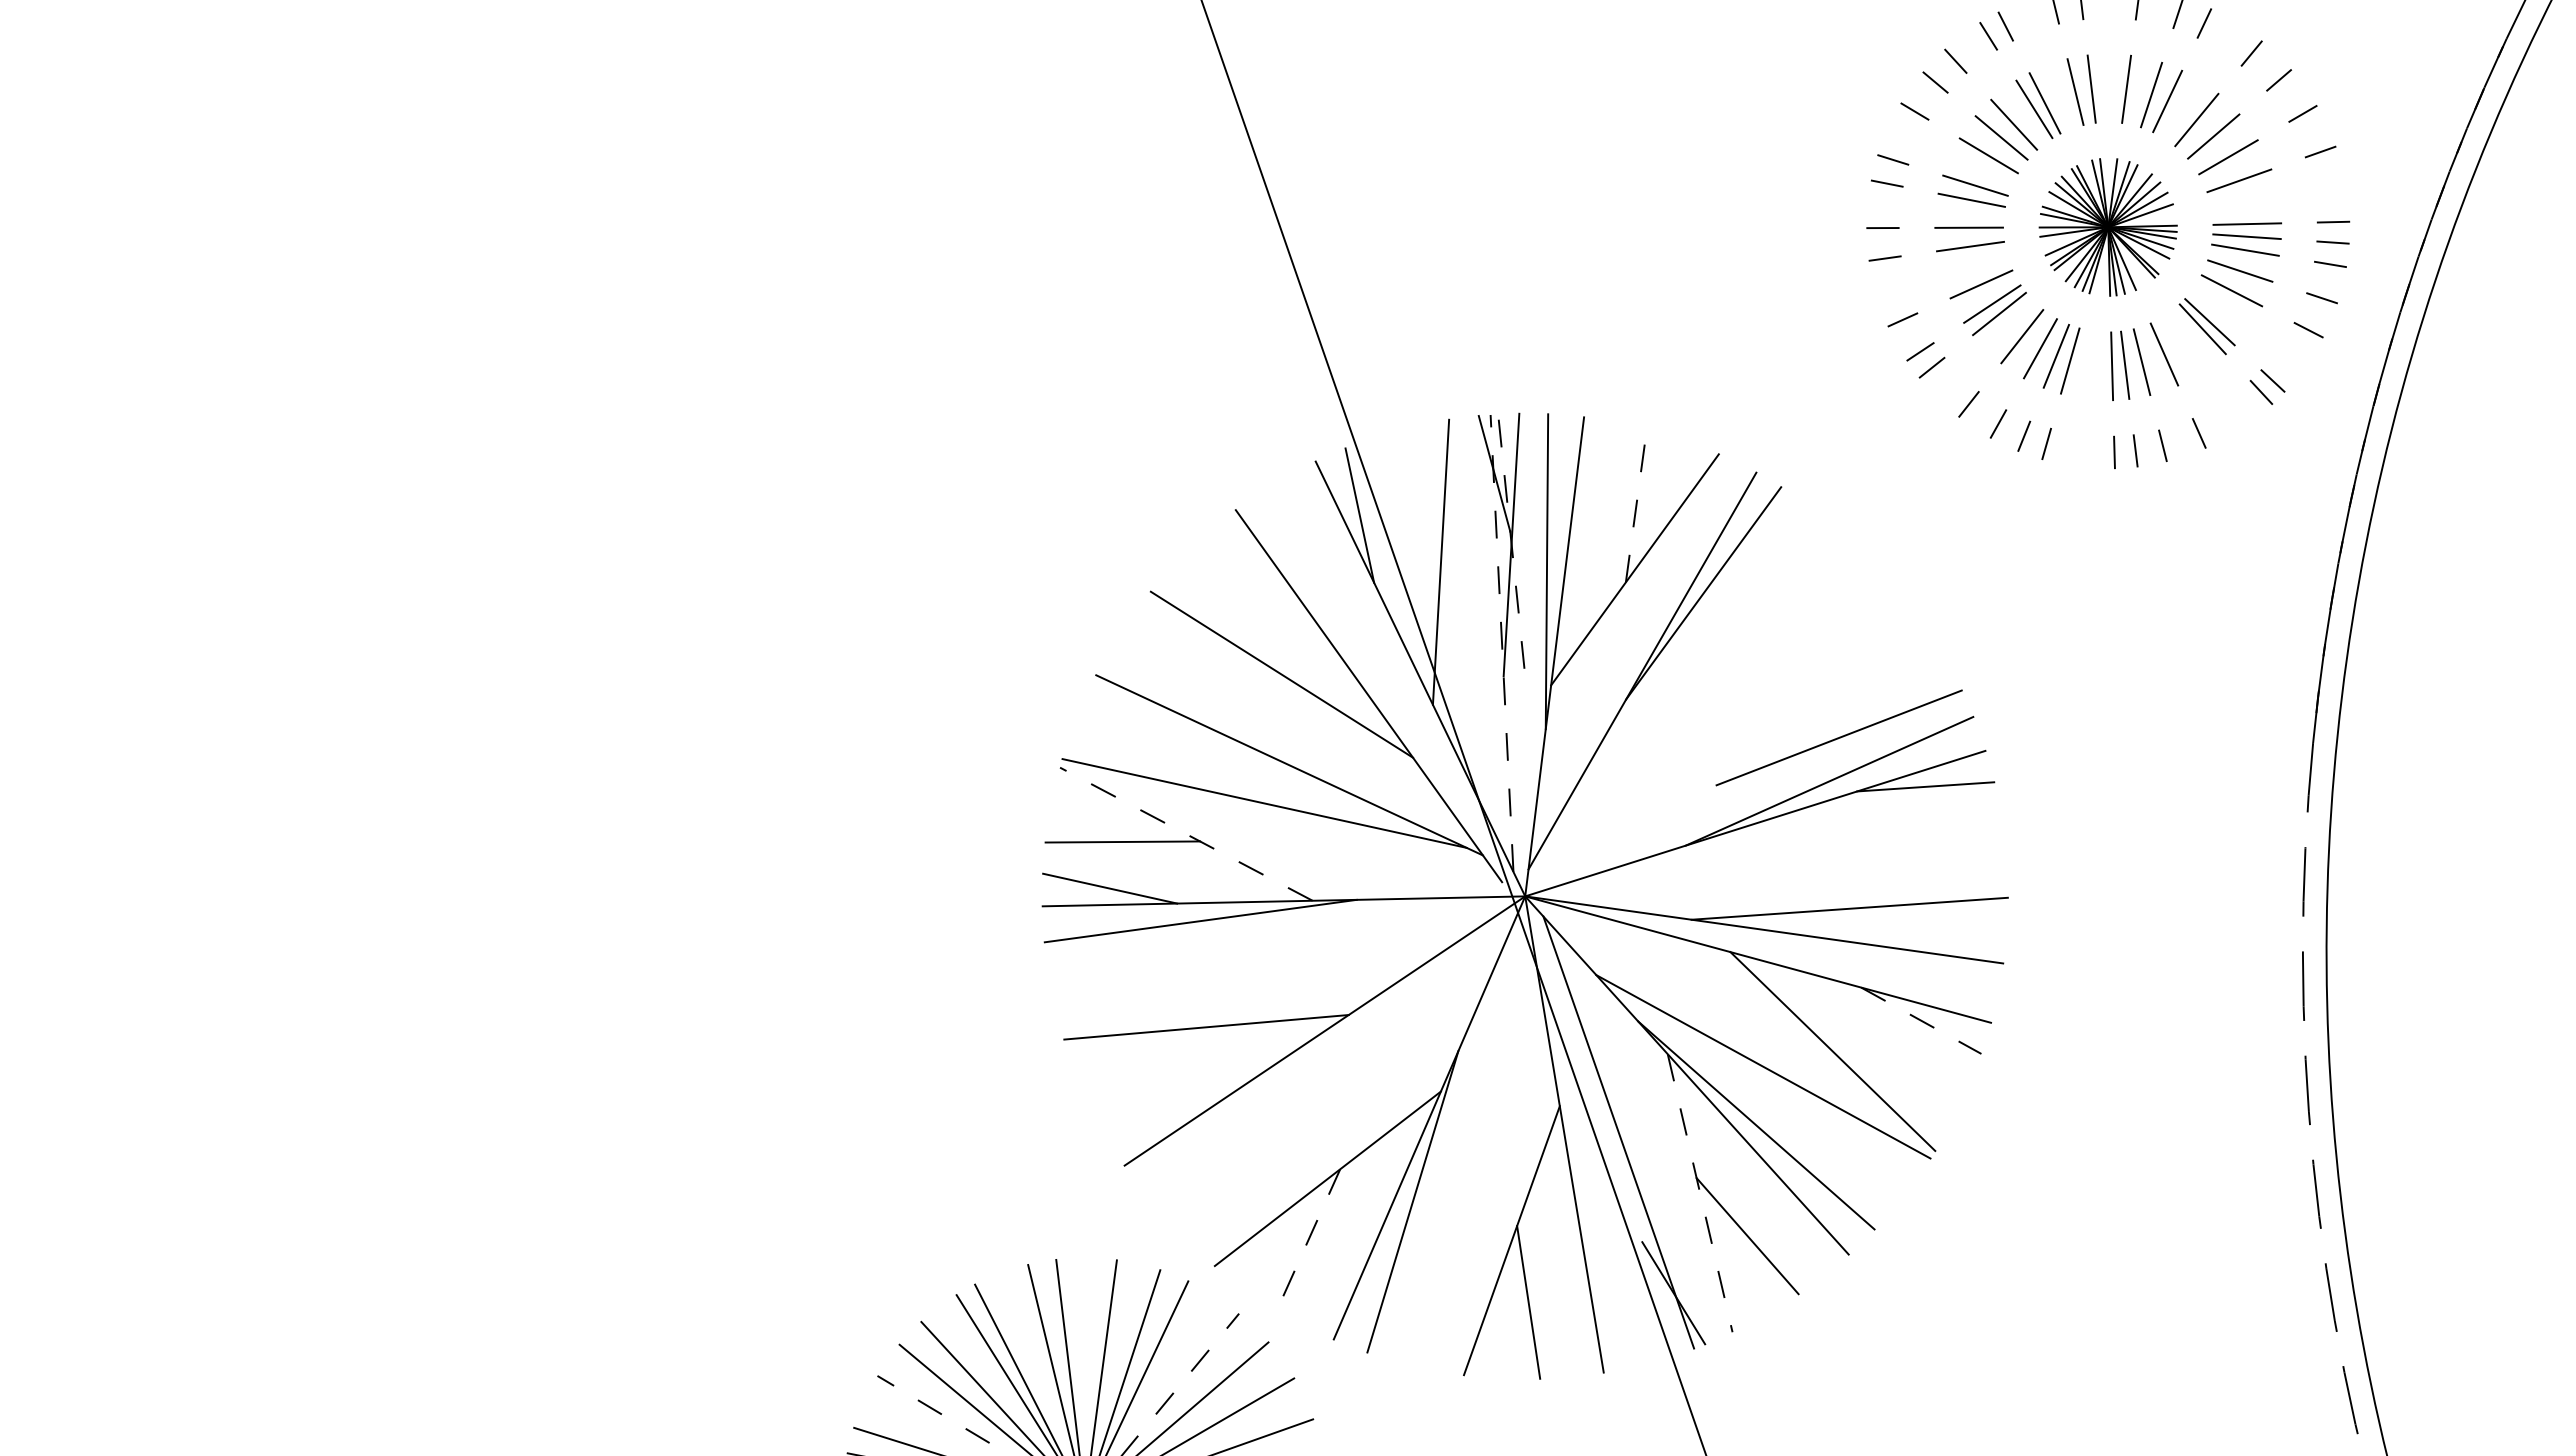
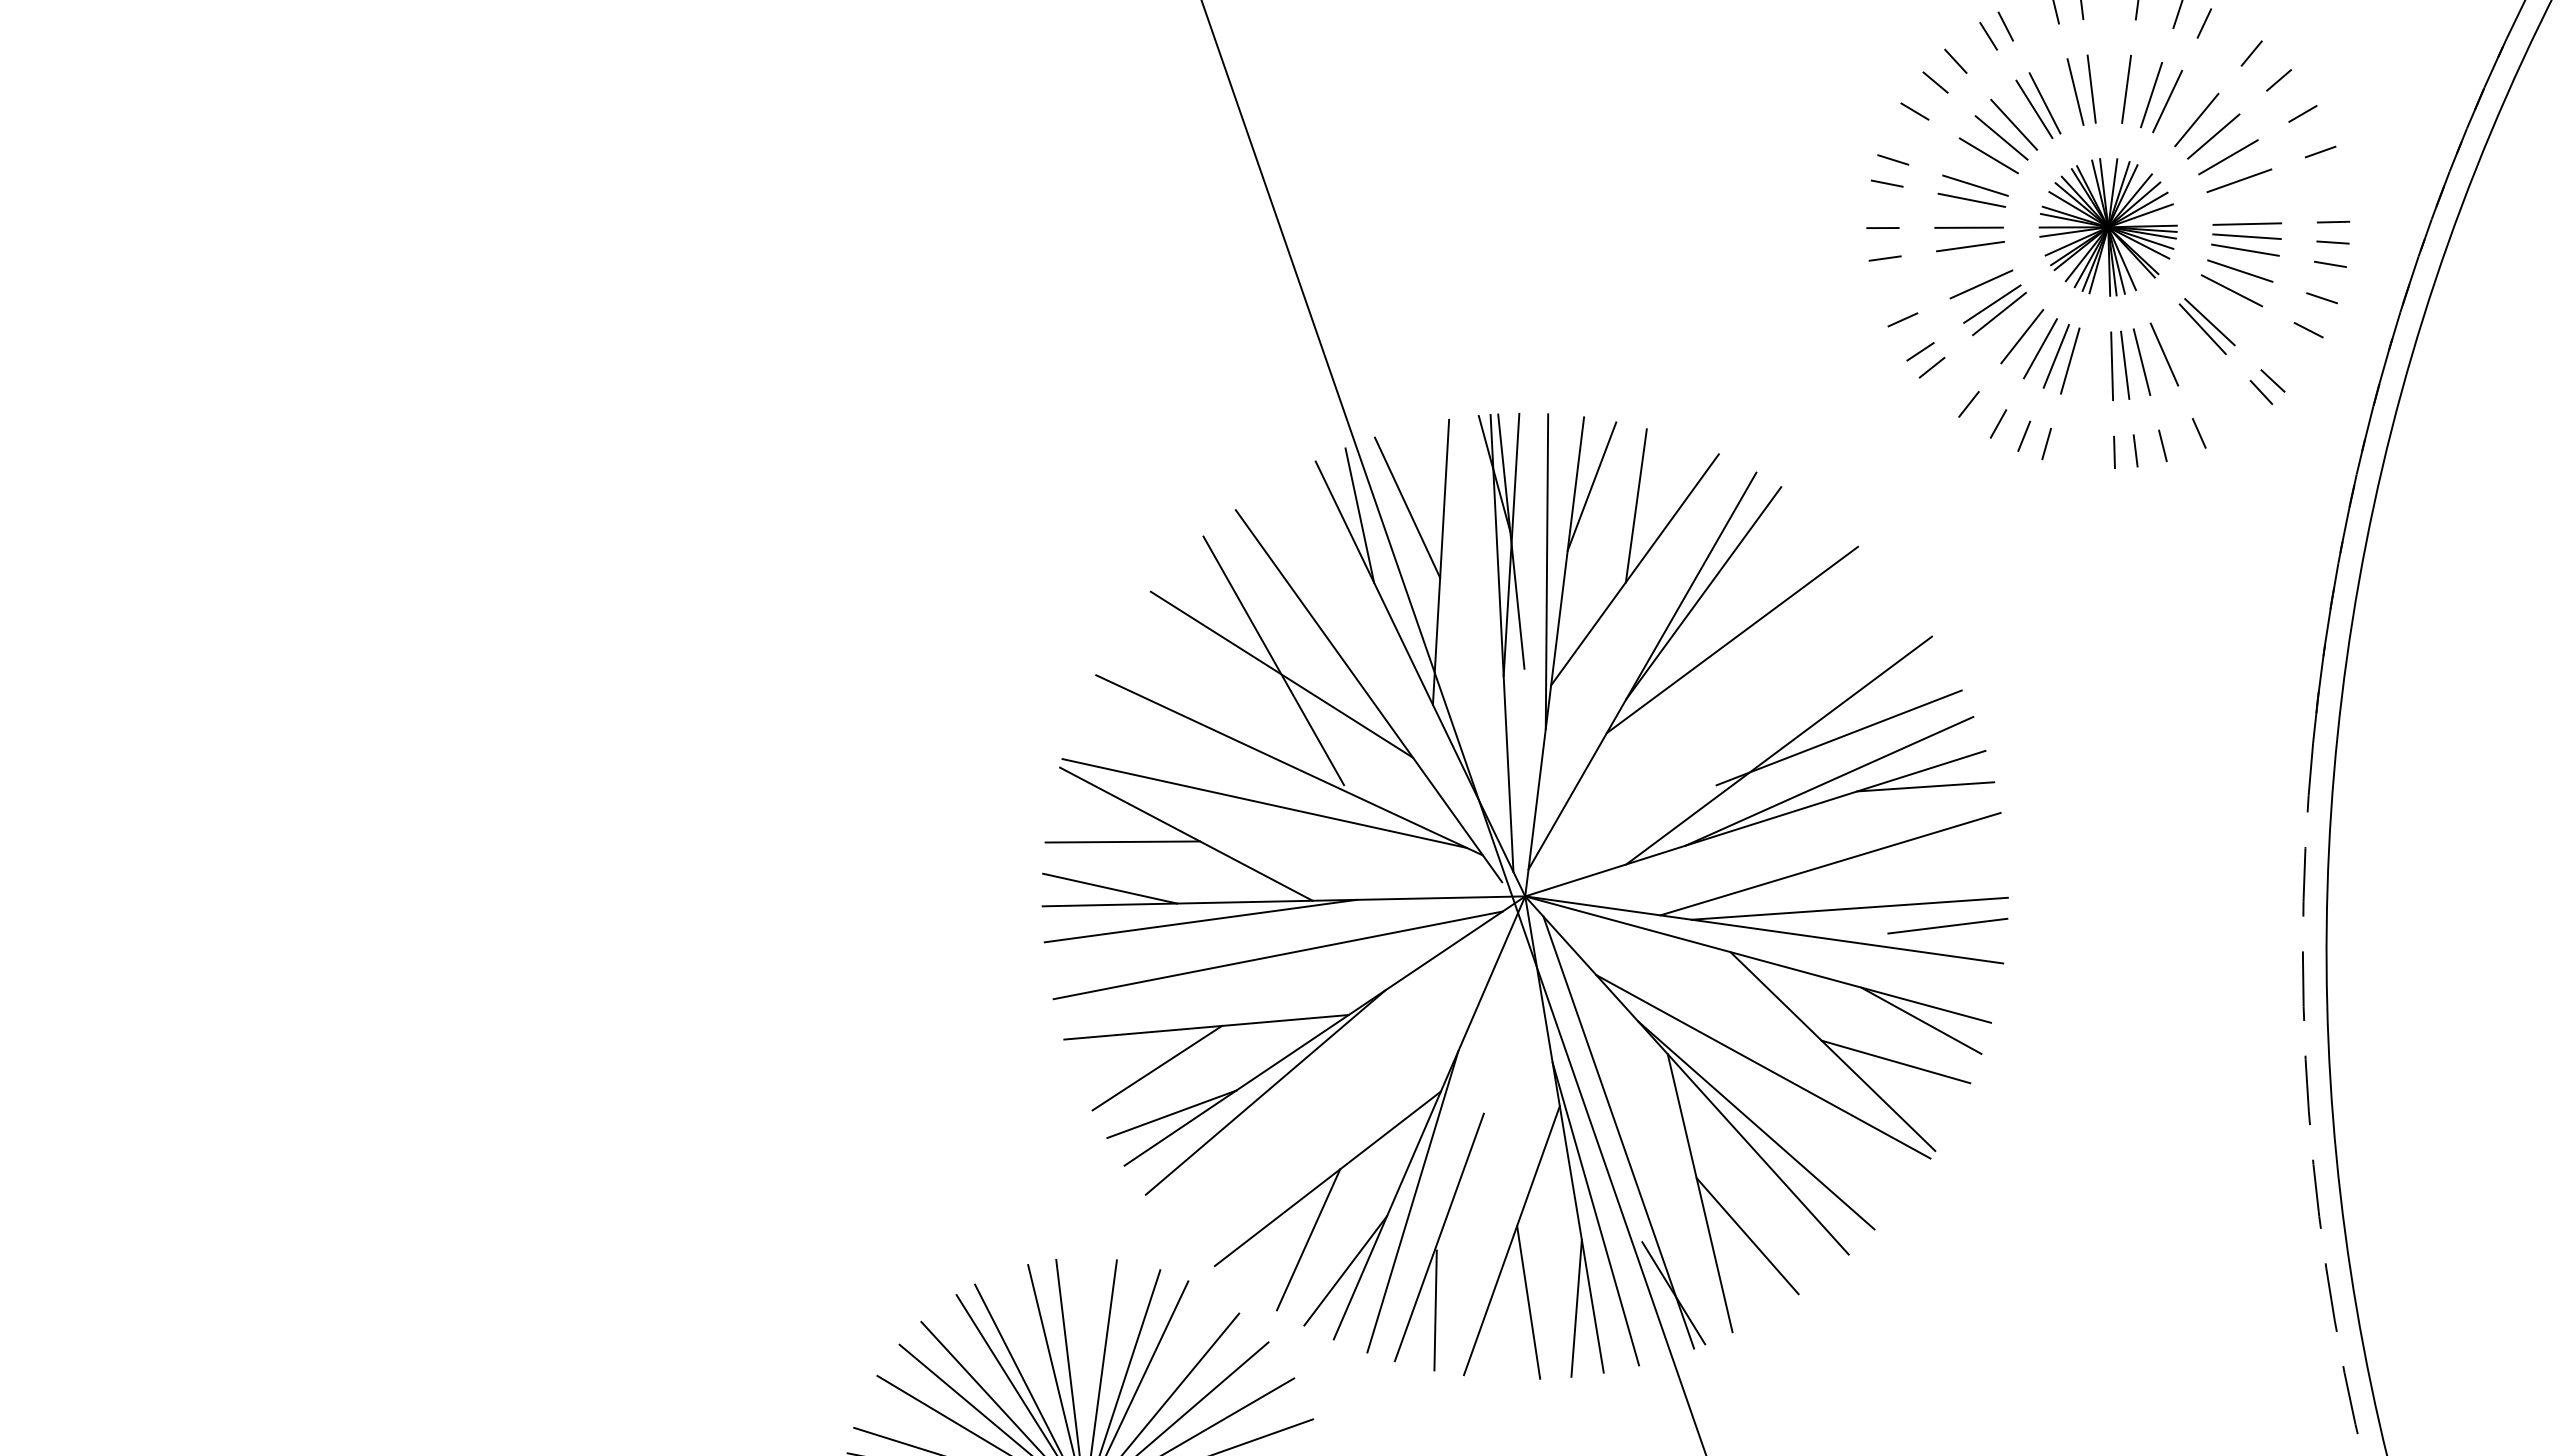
line: none -> present (1591, 486)
line: dashed -> solid (1636, 505)
line: none -> present (1407, 507)
line: dashed -> solid (1511, 541)
line: none -> present (1732, 639)
line: dashed -> solid (1502, 643)
line: none -> present (1273, 660)
line: none -> present (1779, 750)
line: dashed -> solid (1186, 834)
line: none -> present (1830, 863)
line: none -> present (1947, 925)
line: none -> present (1277, 955)
line: dashed -> solid (1921, 1020)
line: none -> present (1895, 1061)
line: none -> present (1157, 1067)
line: none -> present (1265, 1092)
line: none -> present (1171, 1114)
line: dashed -> solid (1700, 1193)
line: none -> present (1595, 1213)
line: dashed -> solid (1308, 1240)
part: none -> present (1438, 1241)
line: none -> present (1345, 1270)
line: none -> present (1576, 1307)
line: dashed -> solid (1180, 1384)
line: dashed -> solid (943, 1415)
